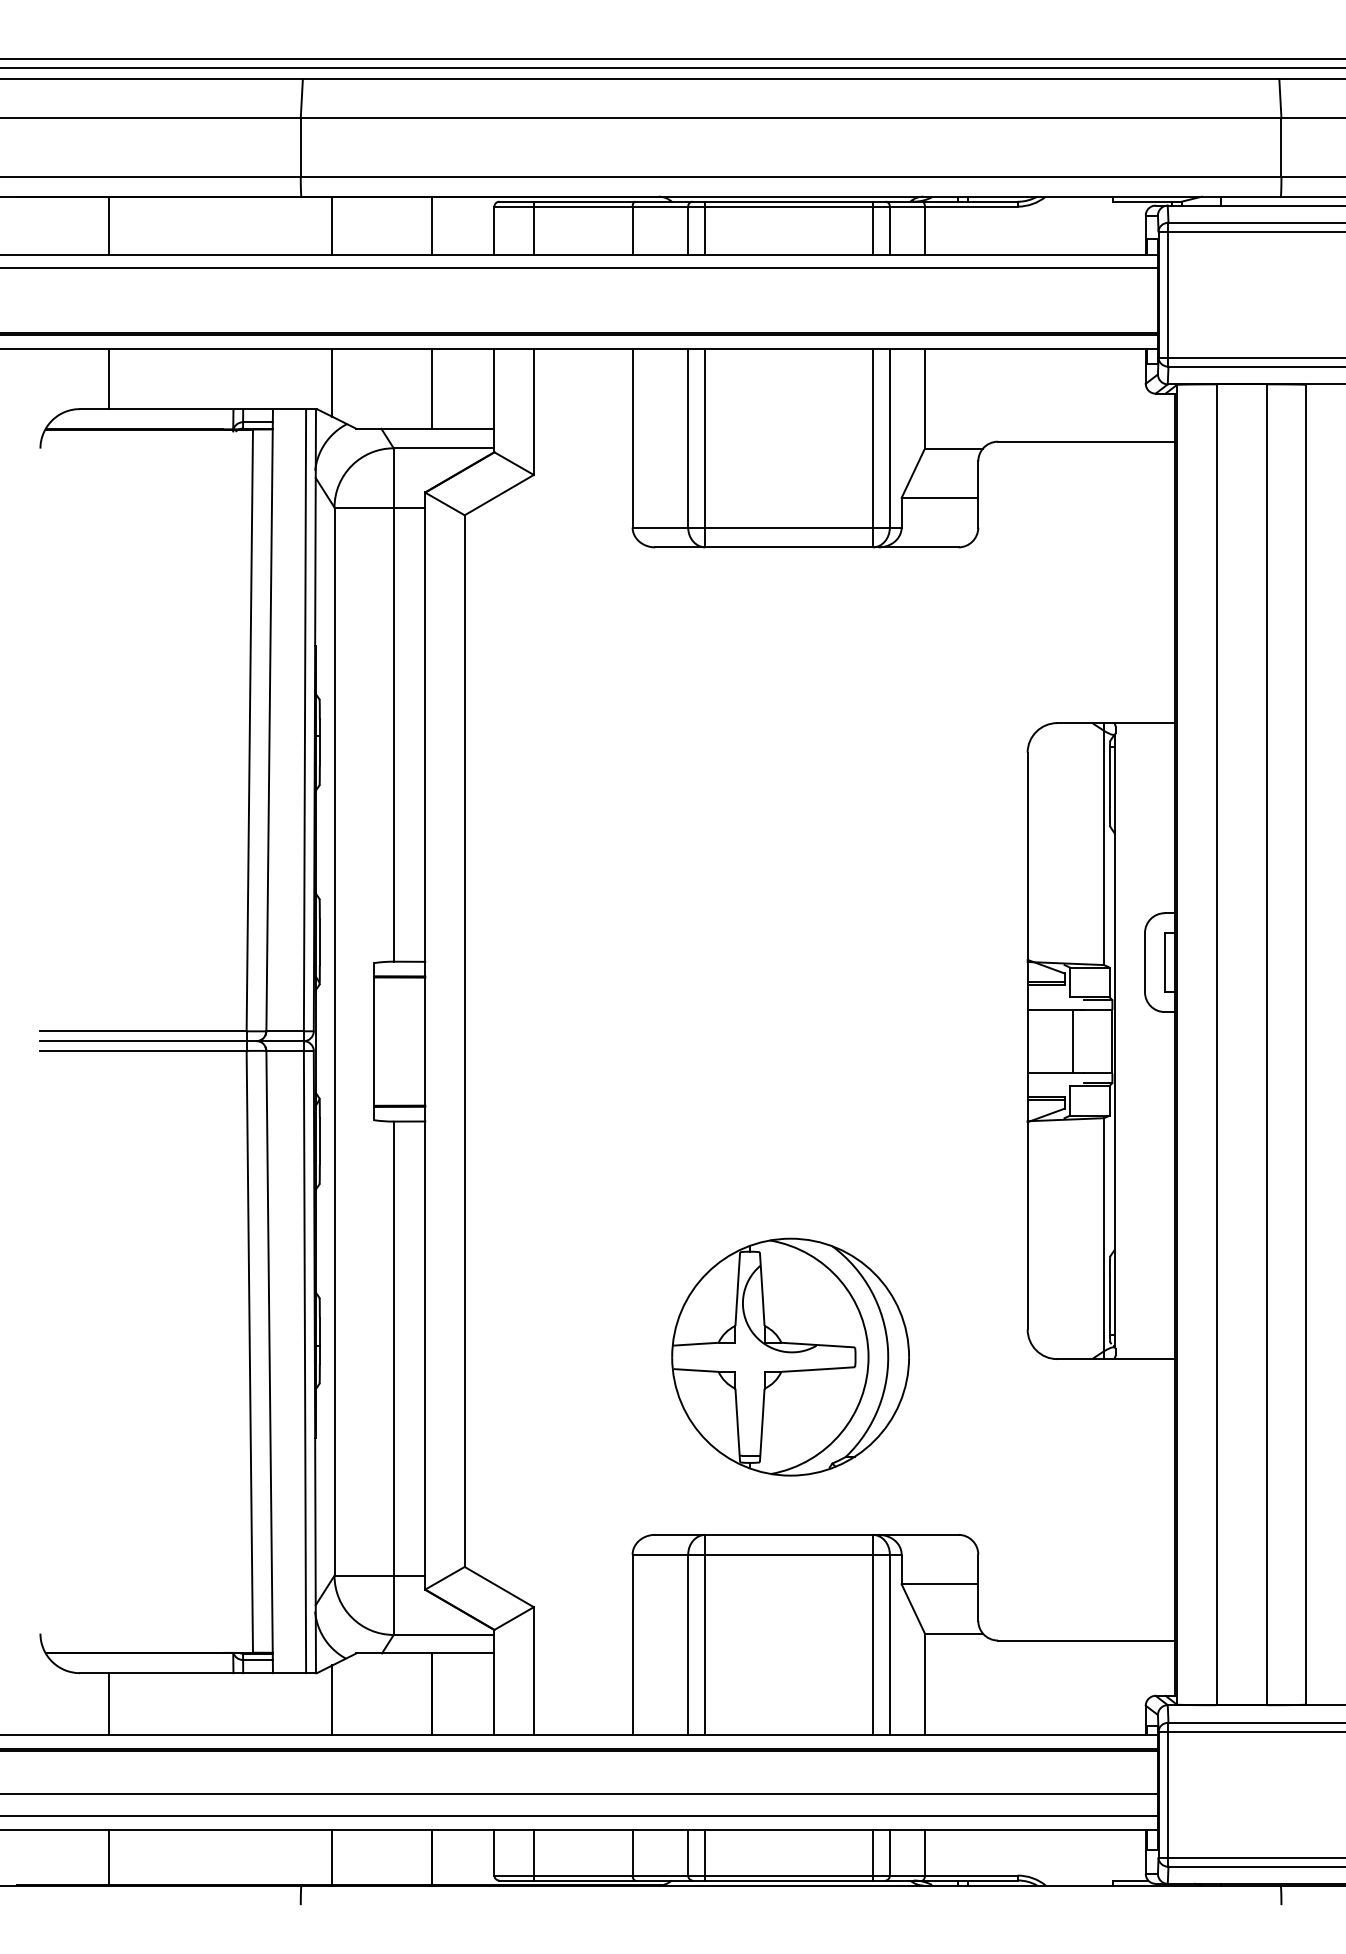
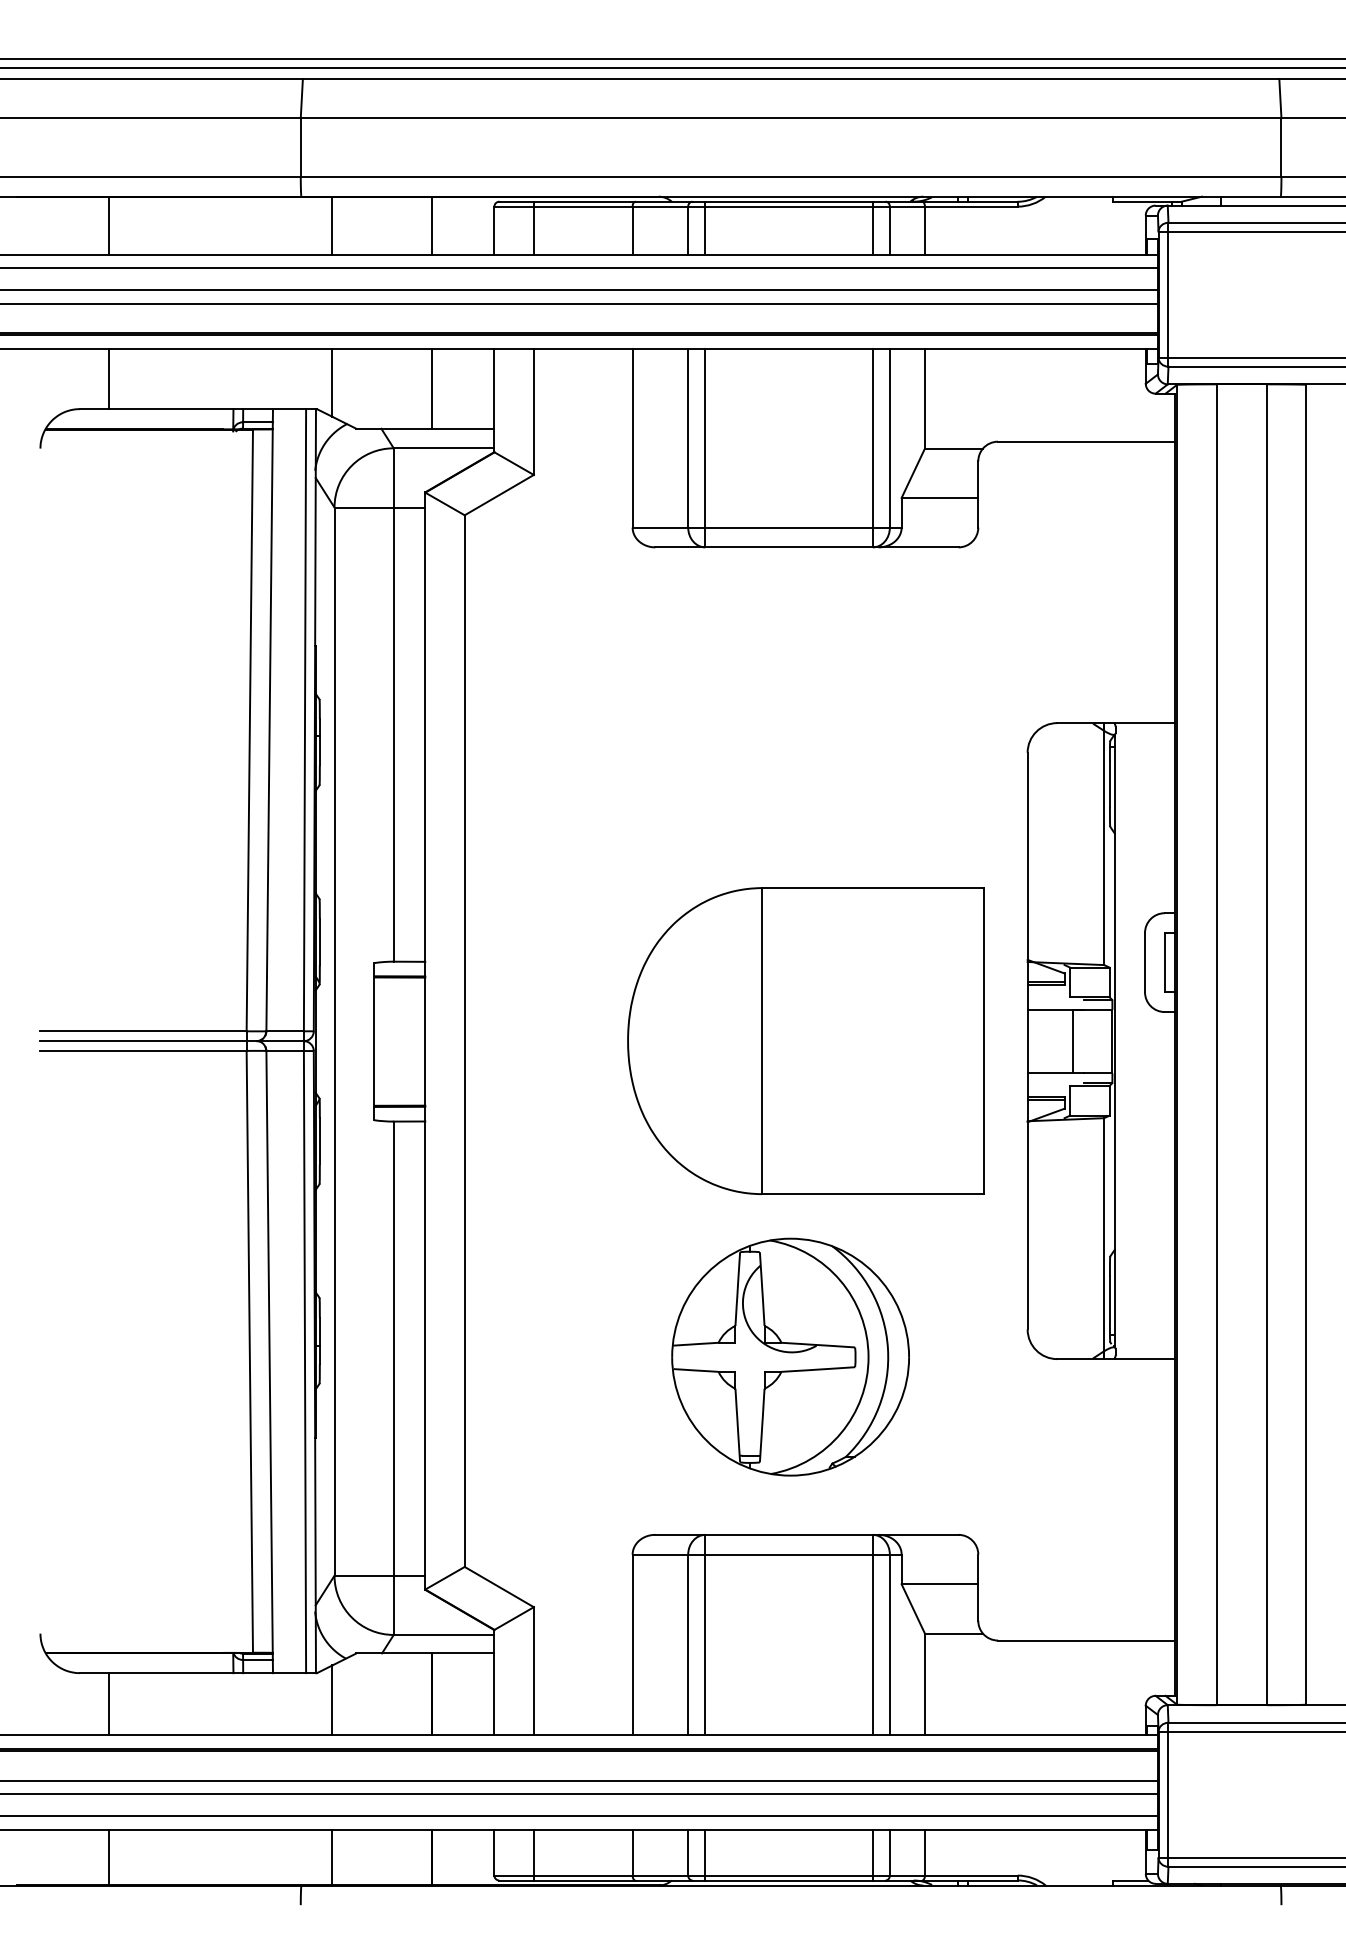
line: none -> present (579, 289)
line: none -> present (579, 303)
part: none -> present (805, 1040)
line: none -> present (579, 1780)
